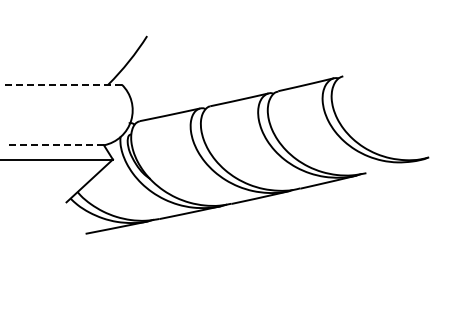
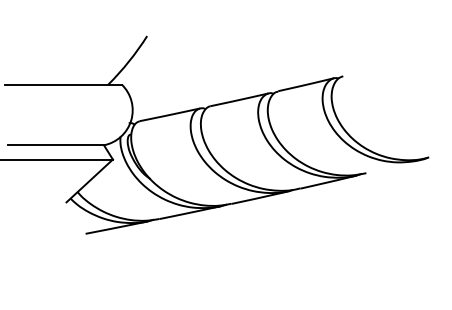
line: dashed -> solid (62, 84)
line: dashed -> solid (56, 145)
